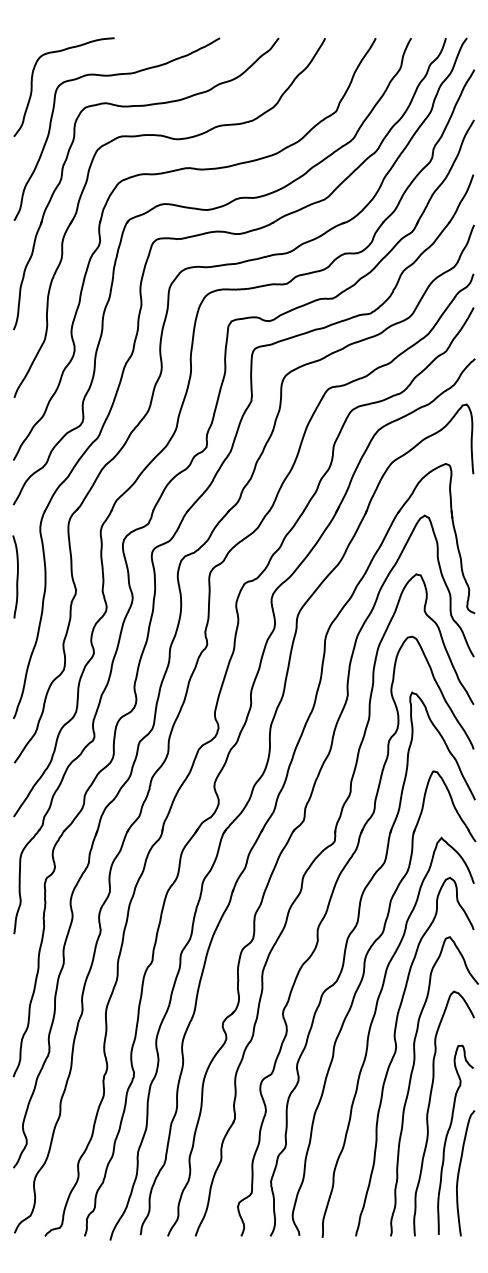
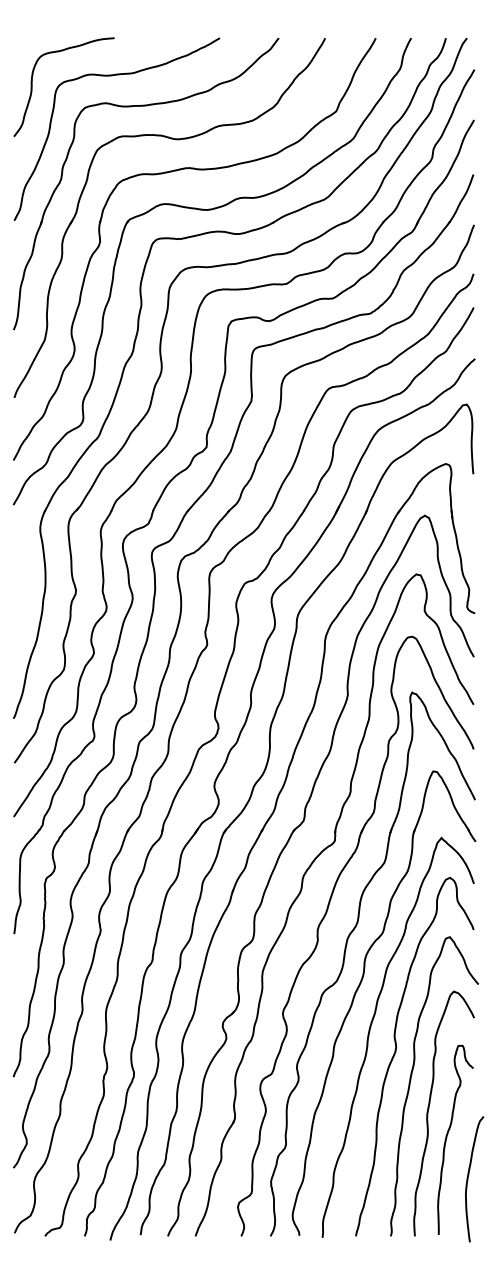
curve: present -> none (16, 576)
curve position: (459, 1173) -> (468, 1179) (468, 1179)
